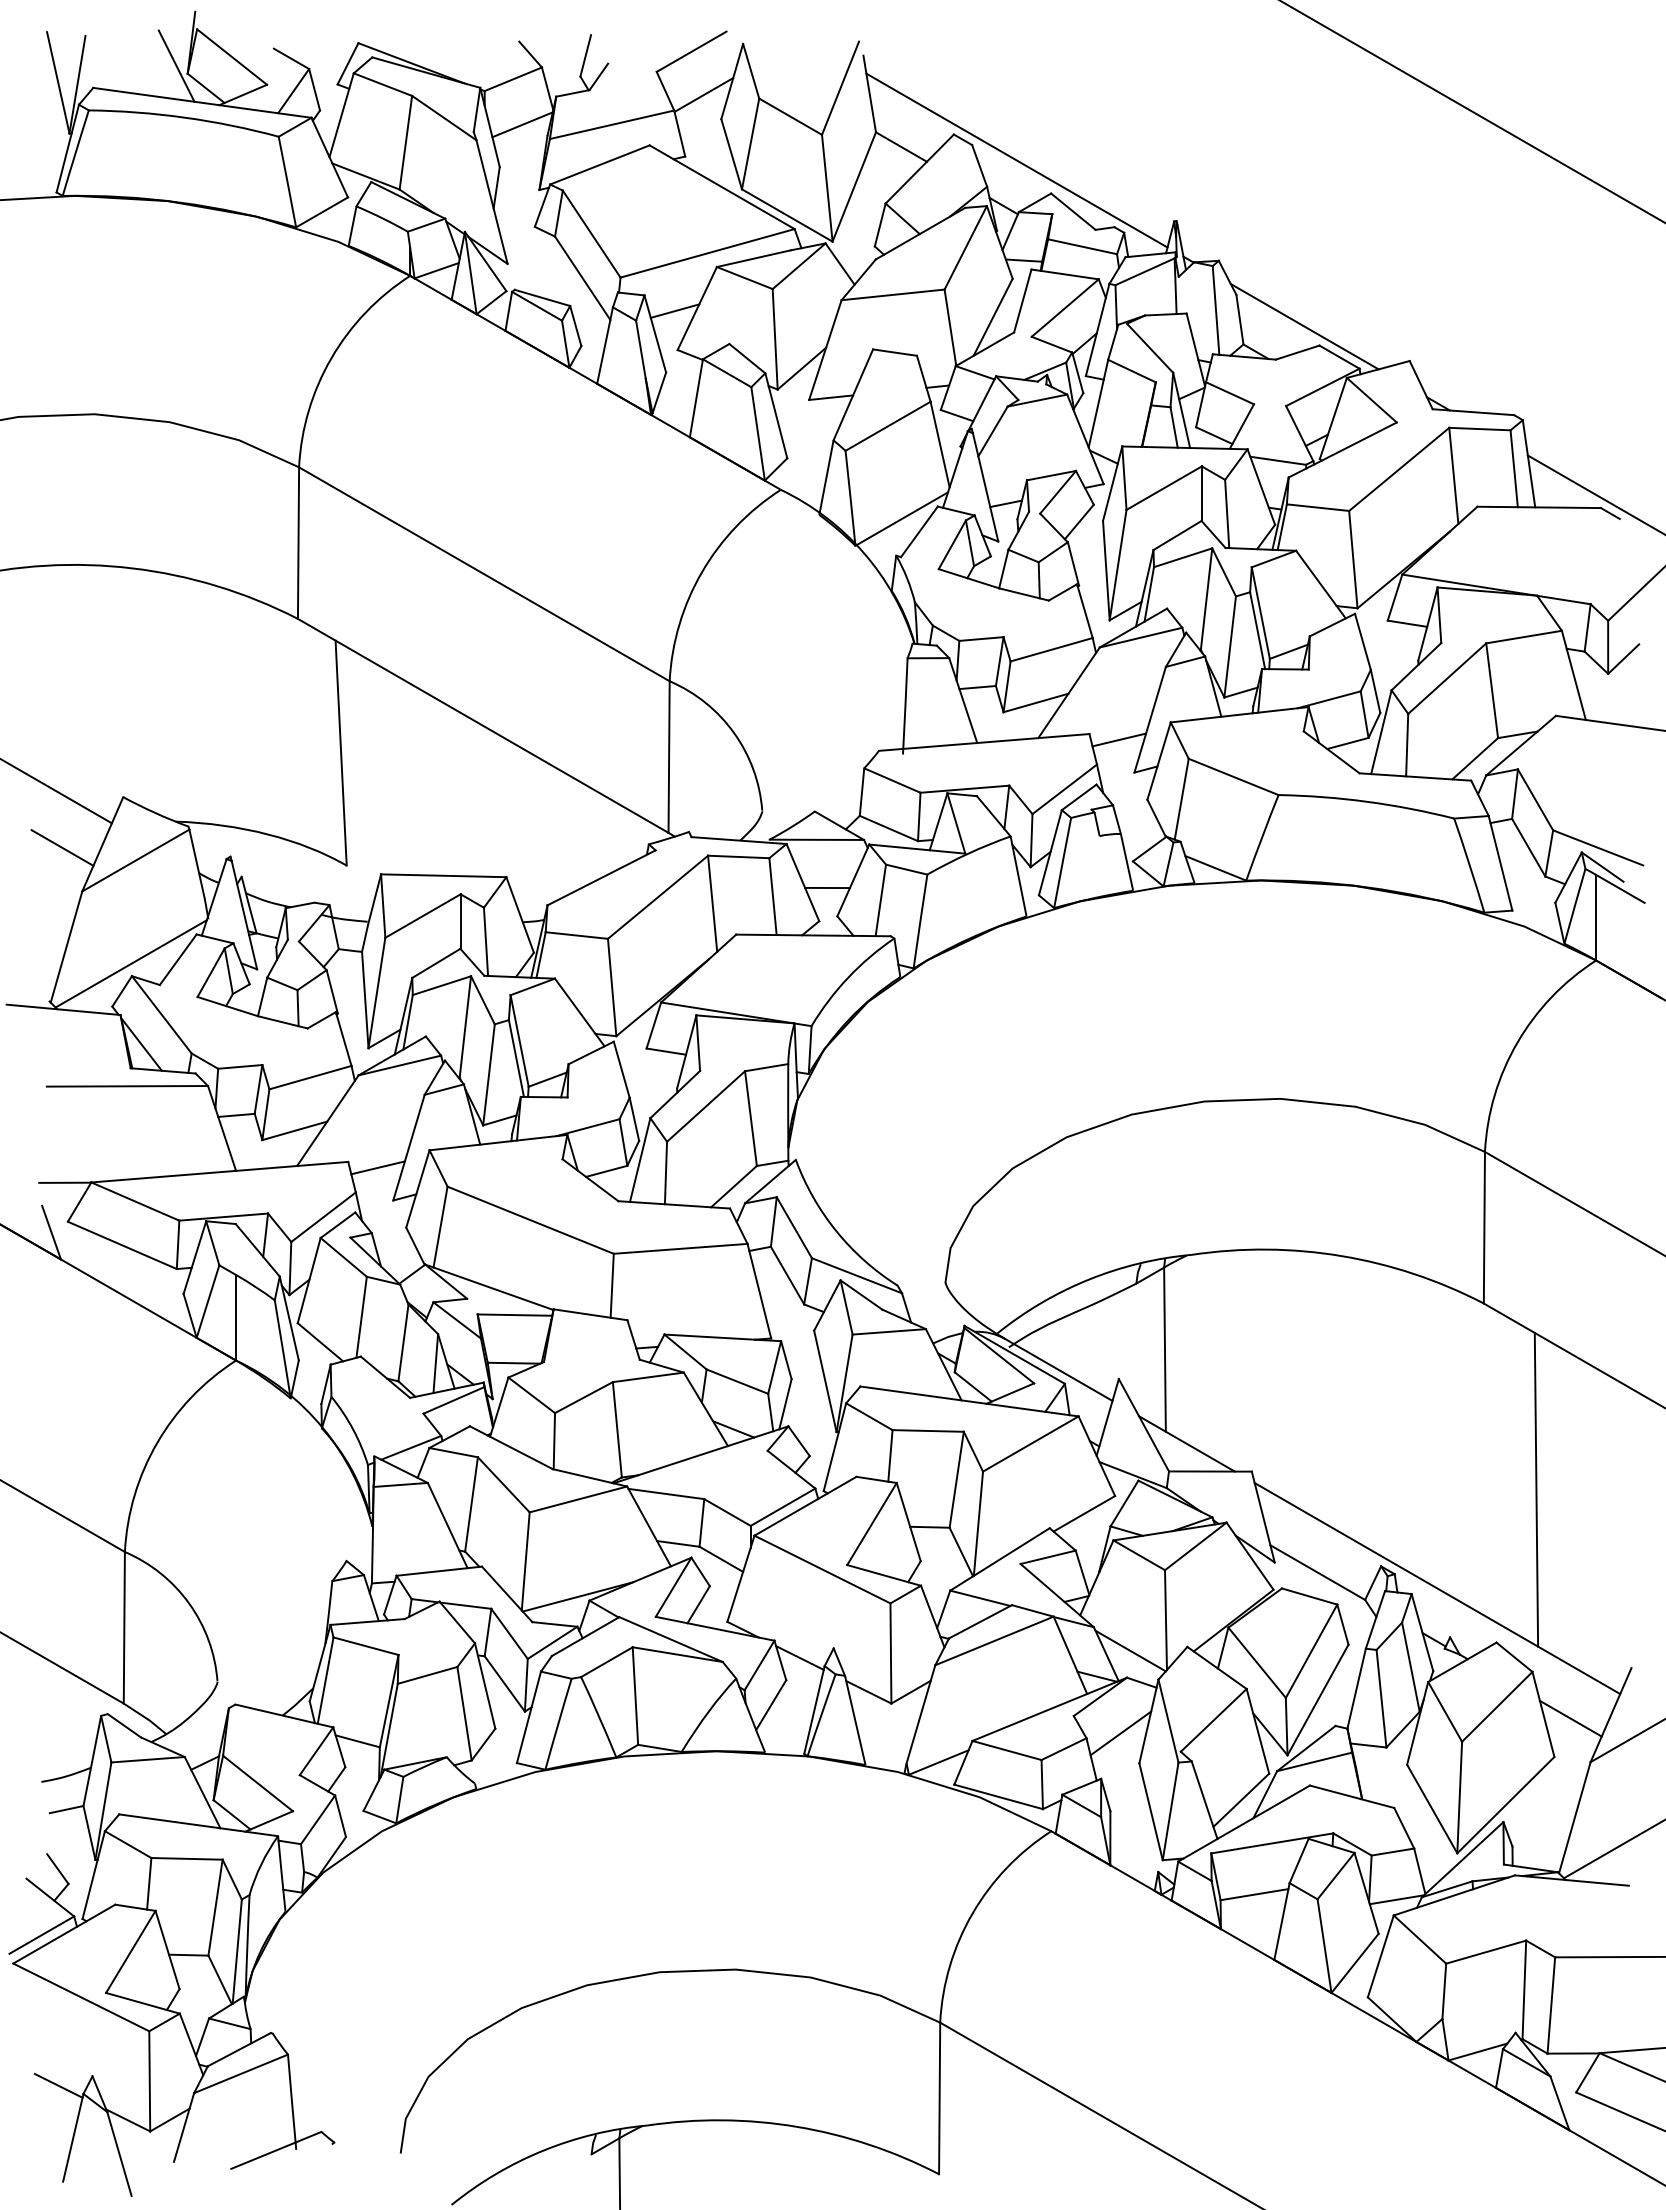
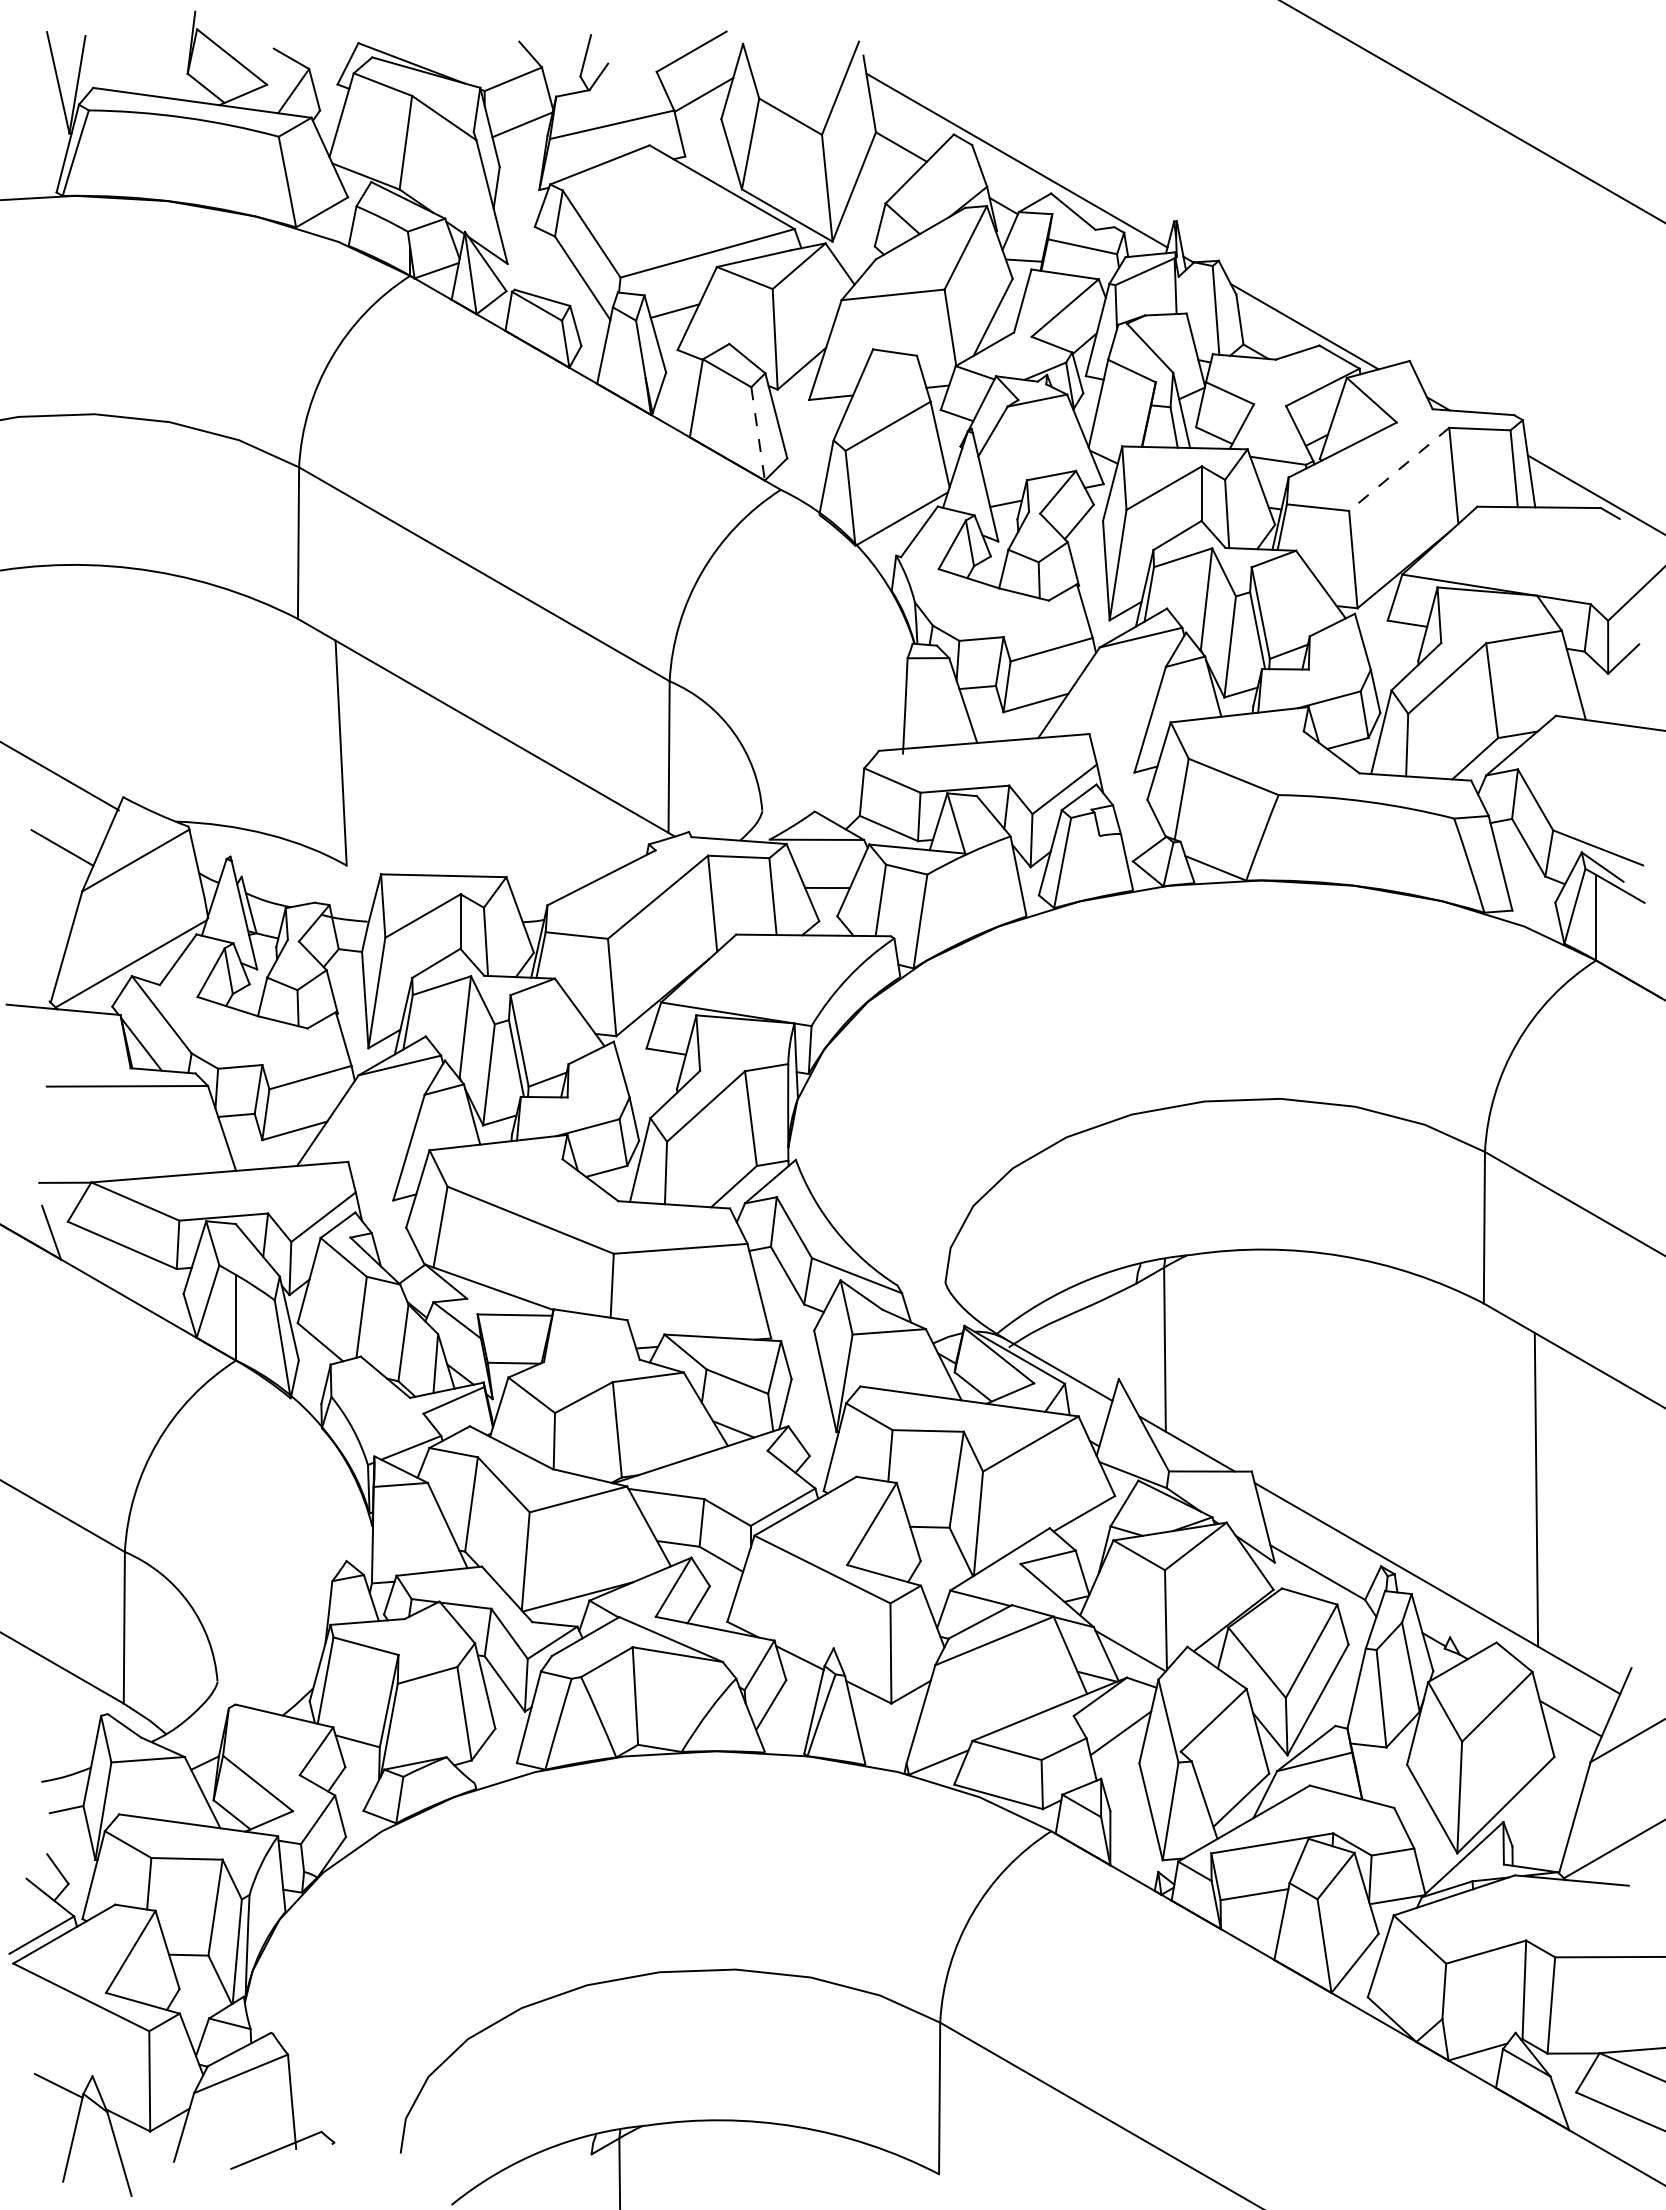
line: present -> none (176, 65)
line: solid -> dashed (758, 434)
line: solid -> dashed (1398, 469)
line: present -> none (1119, 739)
line position: (56, 791) -> (60, 776) (60, 776)
line: present -> none (377, 1167)
